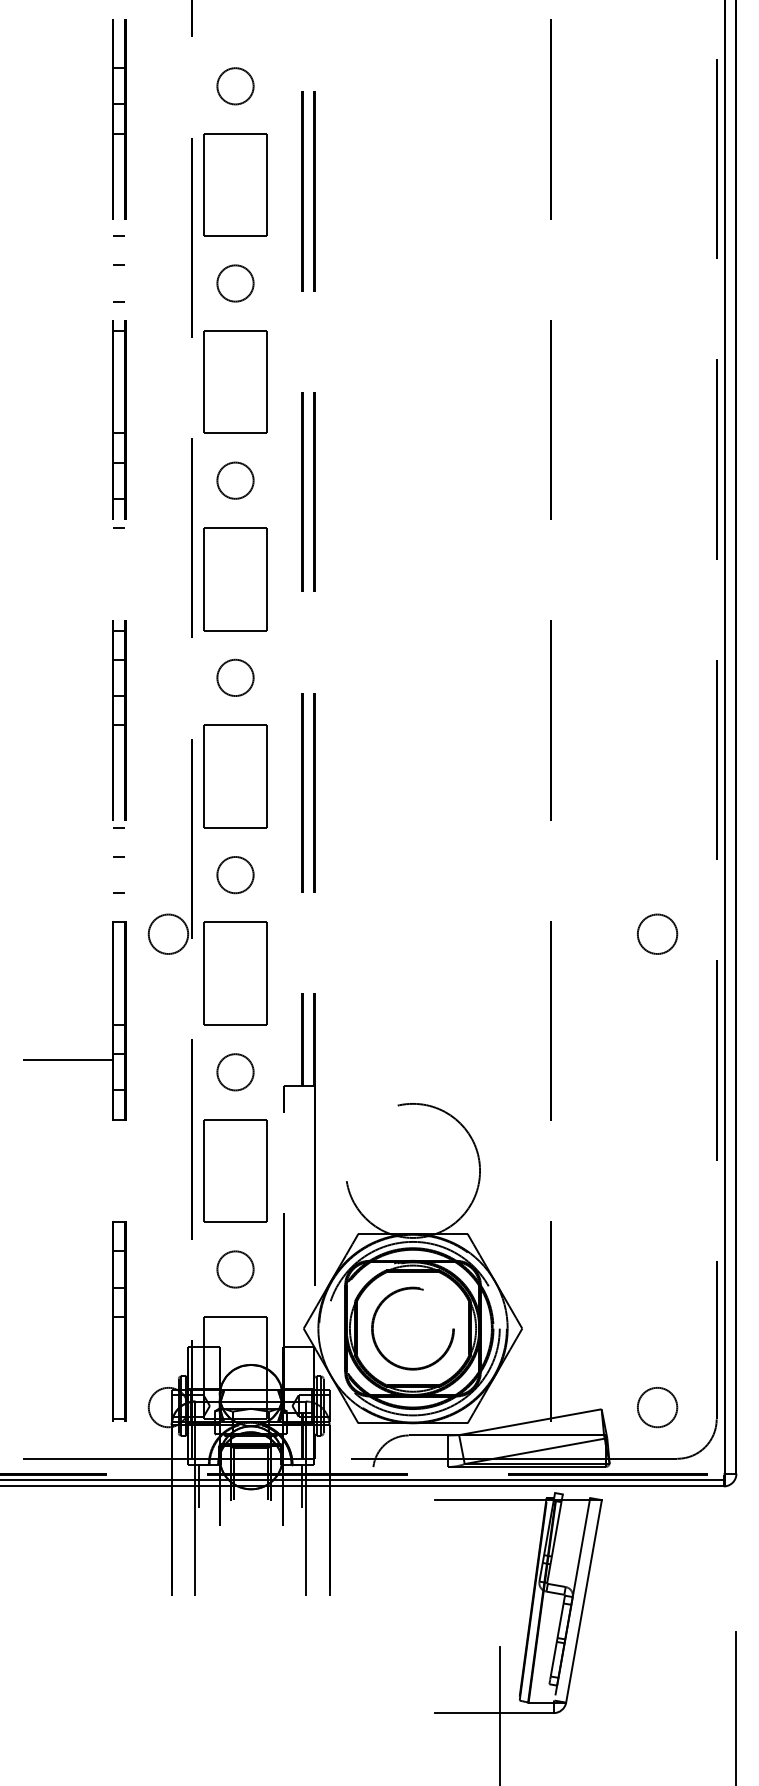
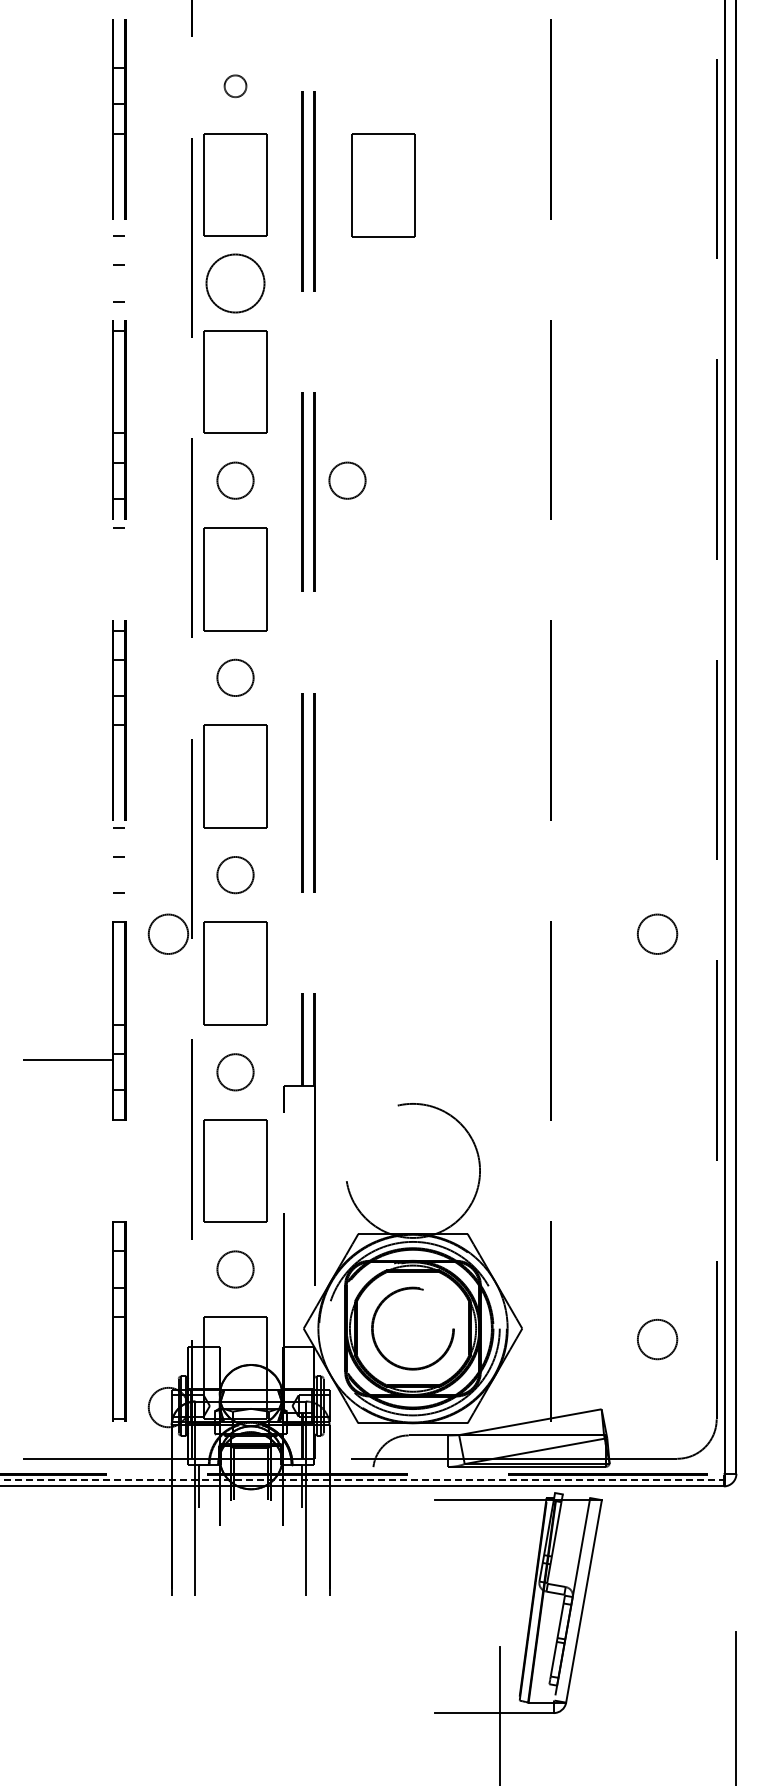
circle diameter: 36 px -> 22 px (235, 86)
part: none -> present (383, 185)
circle diameter: 36 px -> 58 px (235, 283)
circle: none -> present (347, 480)
circle position: (657, 1407) -> (657, 1339) (657, 1339)
line: solid -> dashed (362, 1480)
